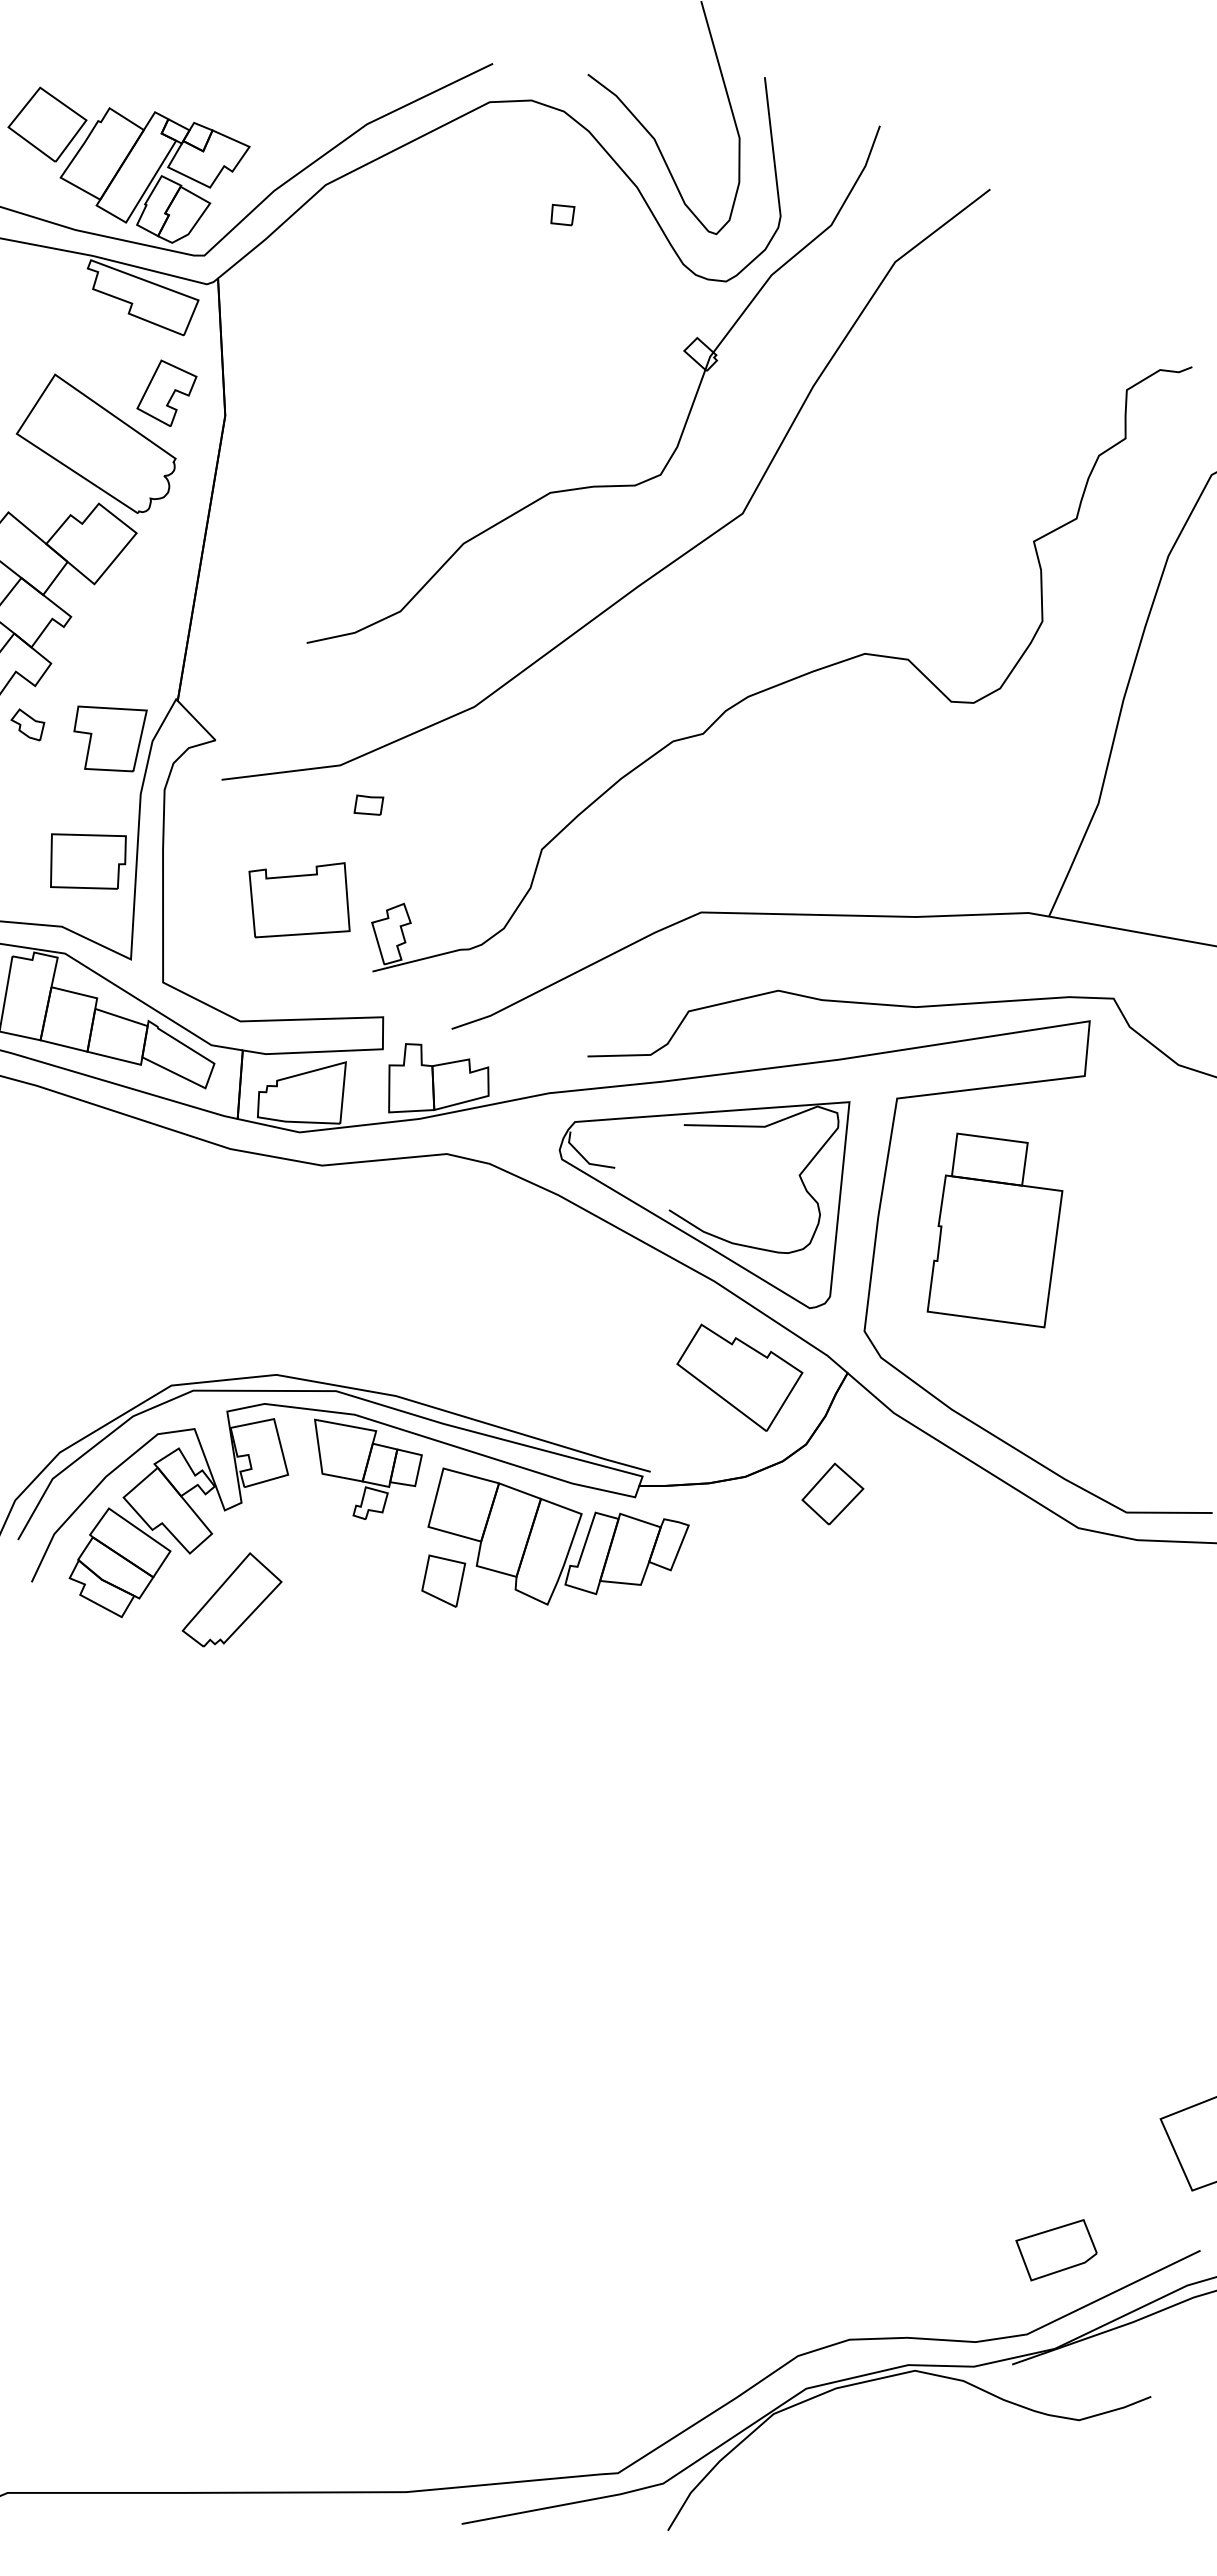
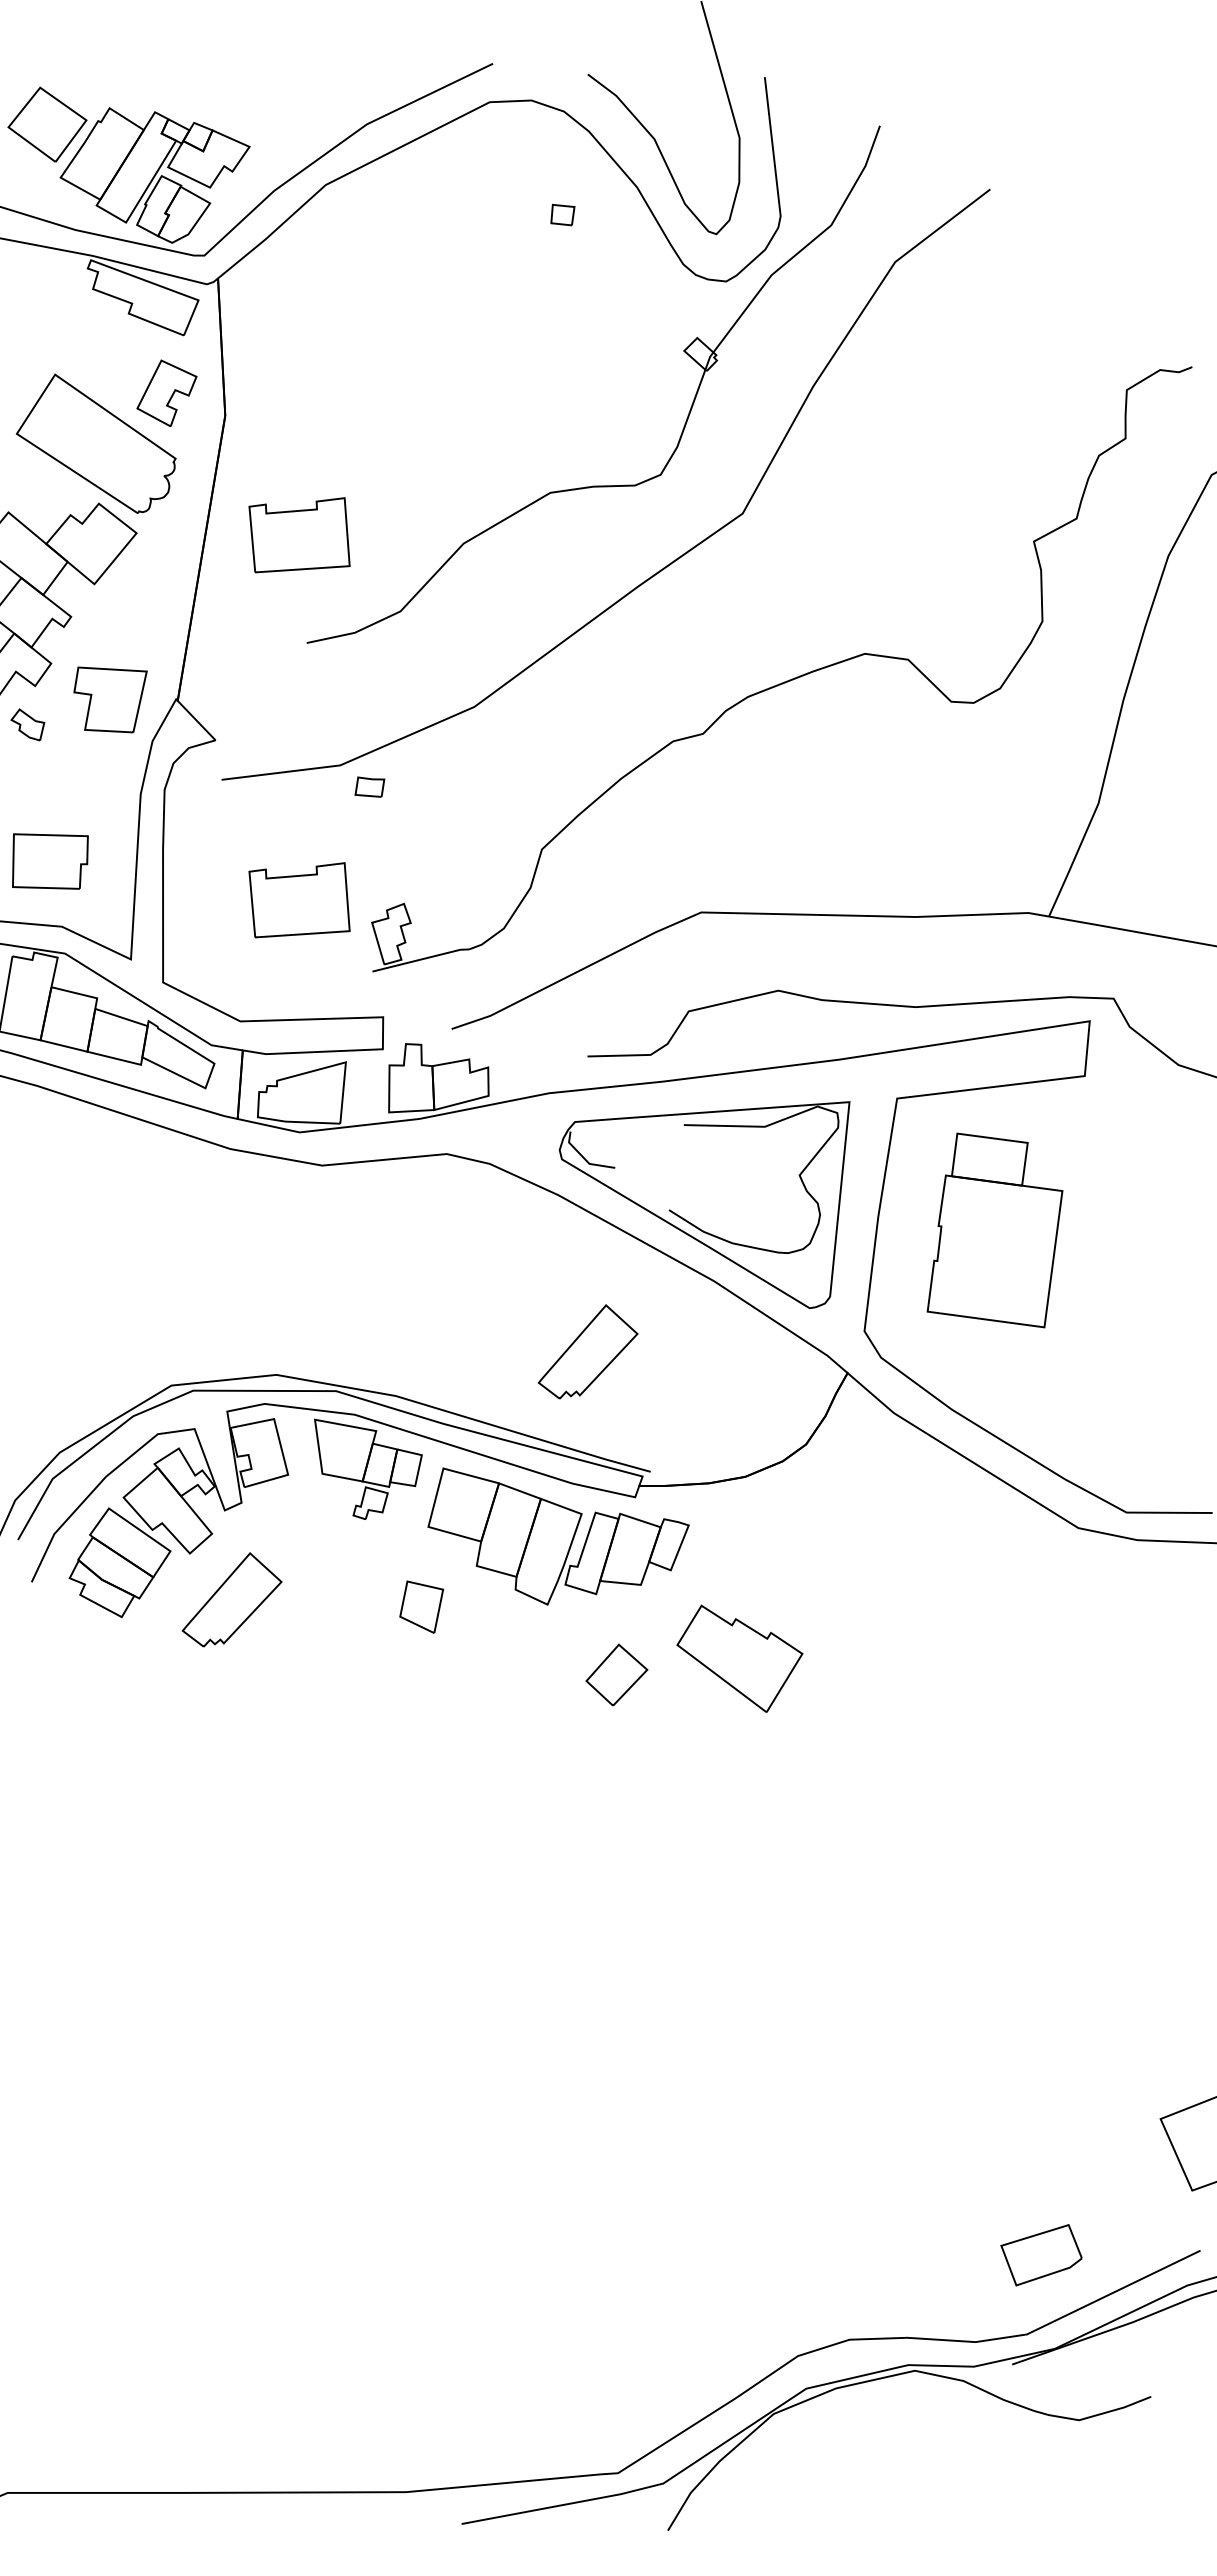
part: none -> present (299, 535)
part position: (110, 738) -> (110, 699) (110, 699)
part position: (368, 804) -> (369, 786) (369, 786)
part position: (88, 861) -> (50, 861) (50, 861)
part: none -> present (587, 1351)
part position: (739, 1377) -> (739, 1658) (739, 1658)
part position: (832, 1493) -> (616, 1674) (616, 1674)
part position: (443, 1580) -> (421, 1606) (421, 1606)
part position: (1056, 2250) -> (1041, 2255) (1041, 2255)
